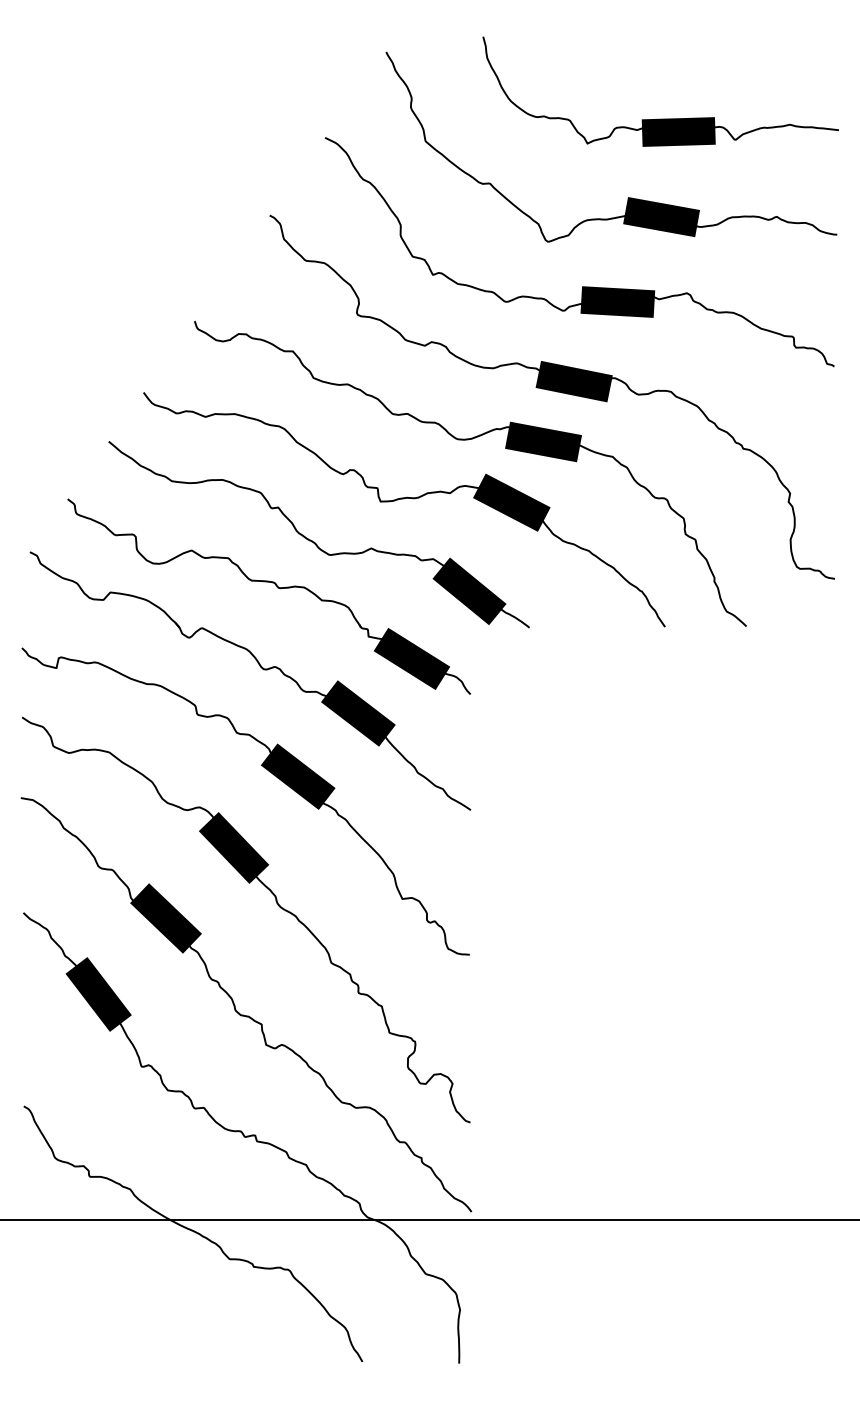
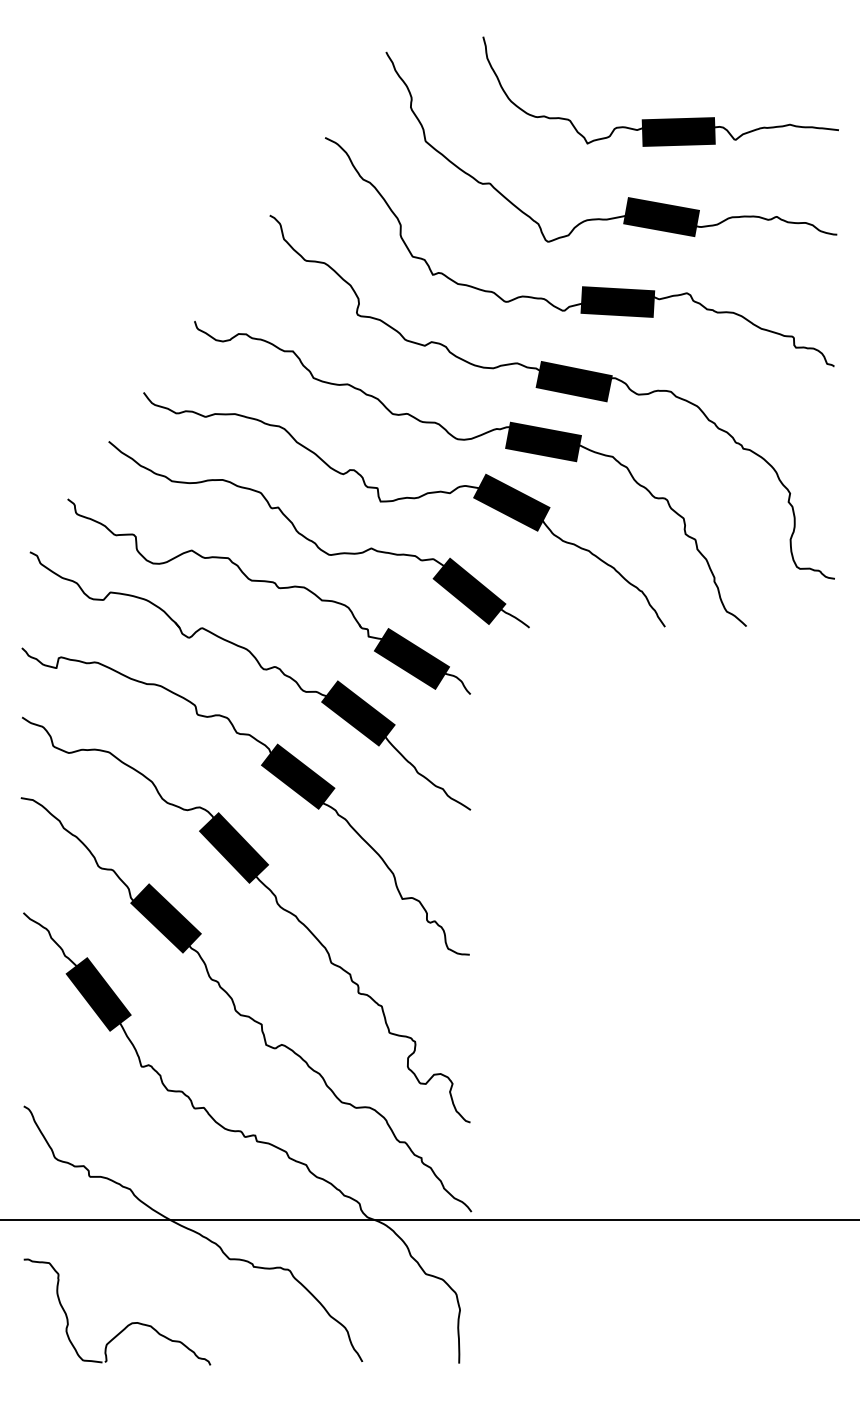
part: none -> present (126, 1325)
